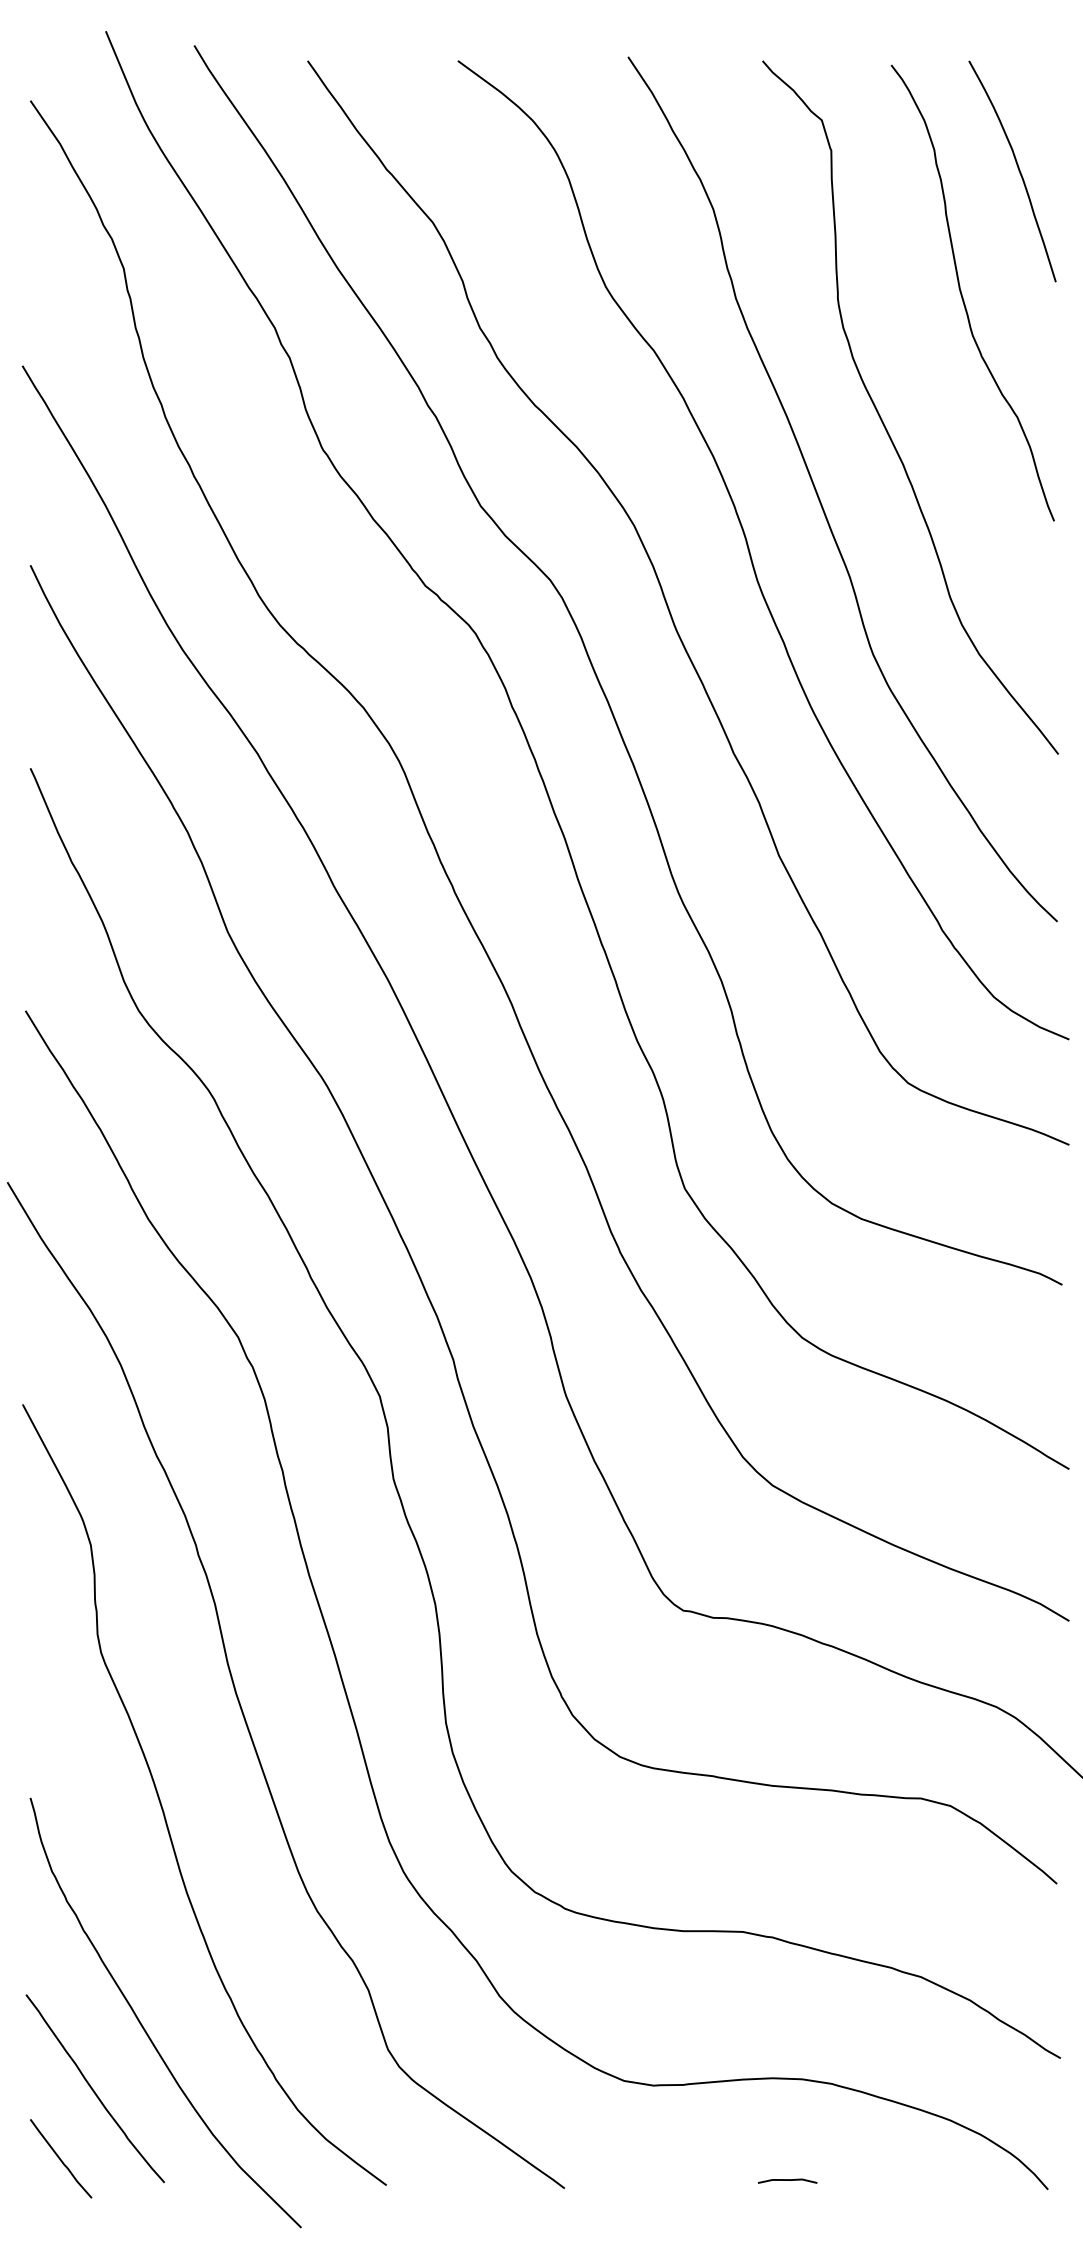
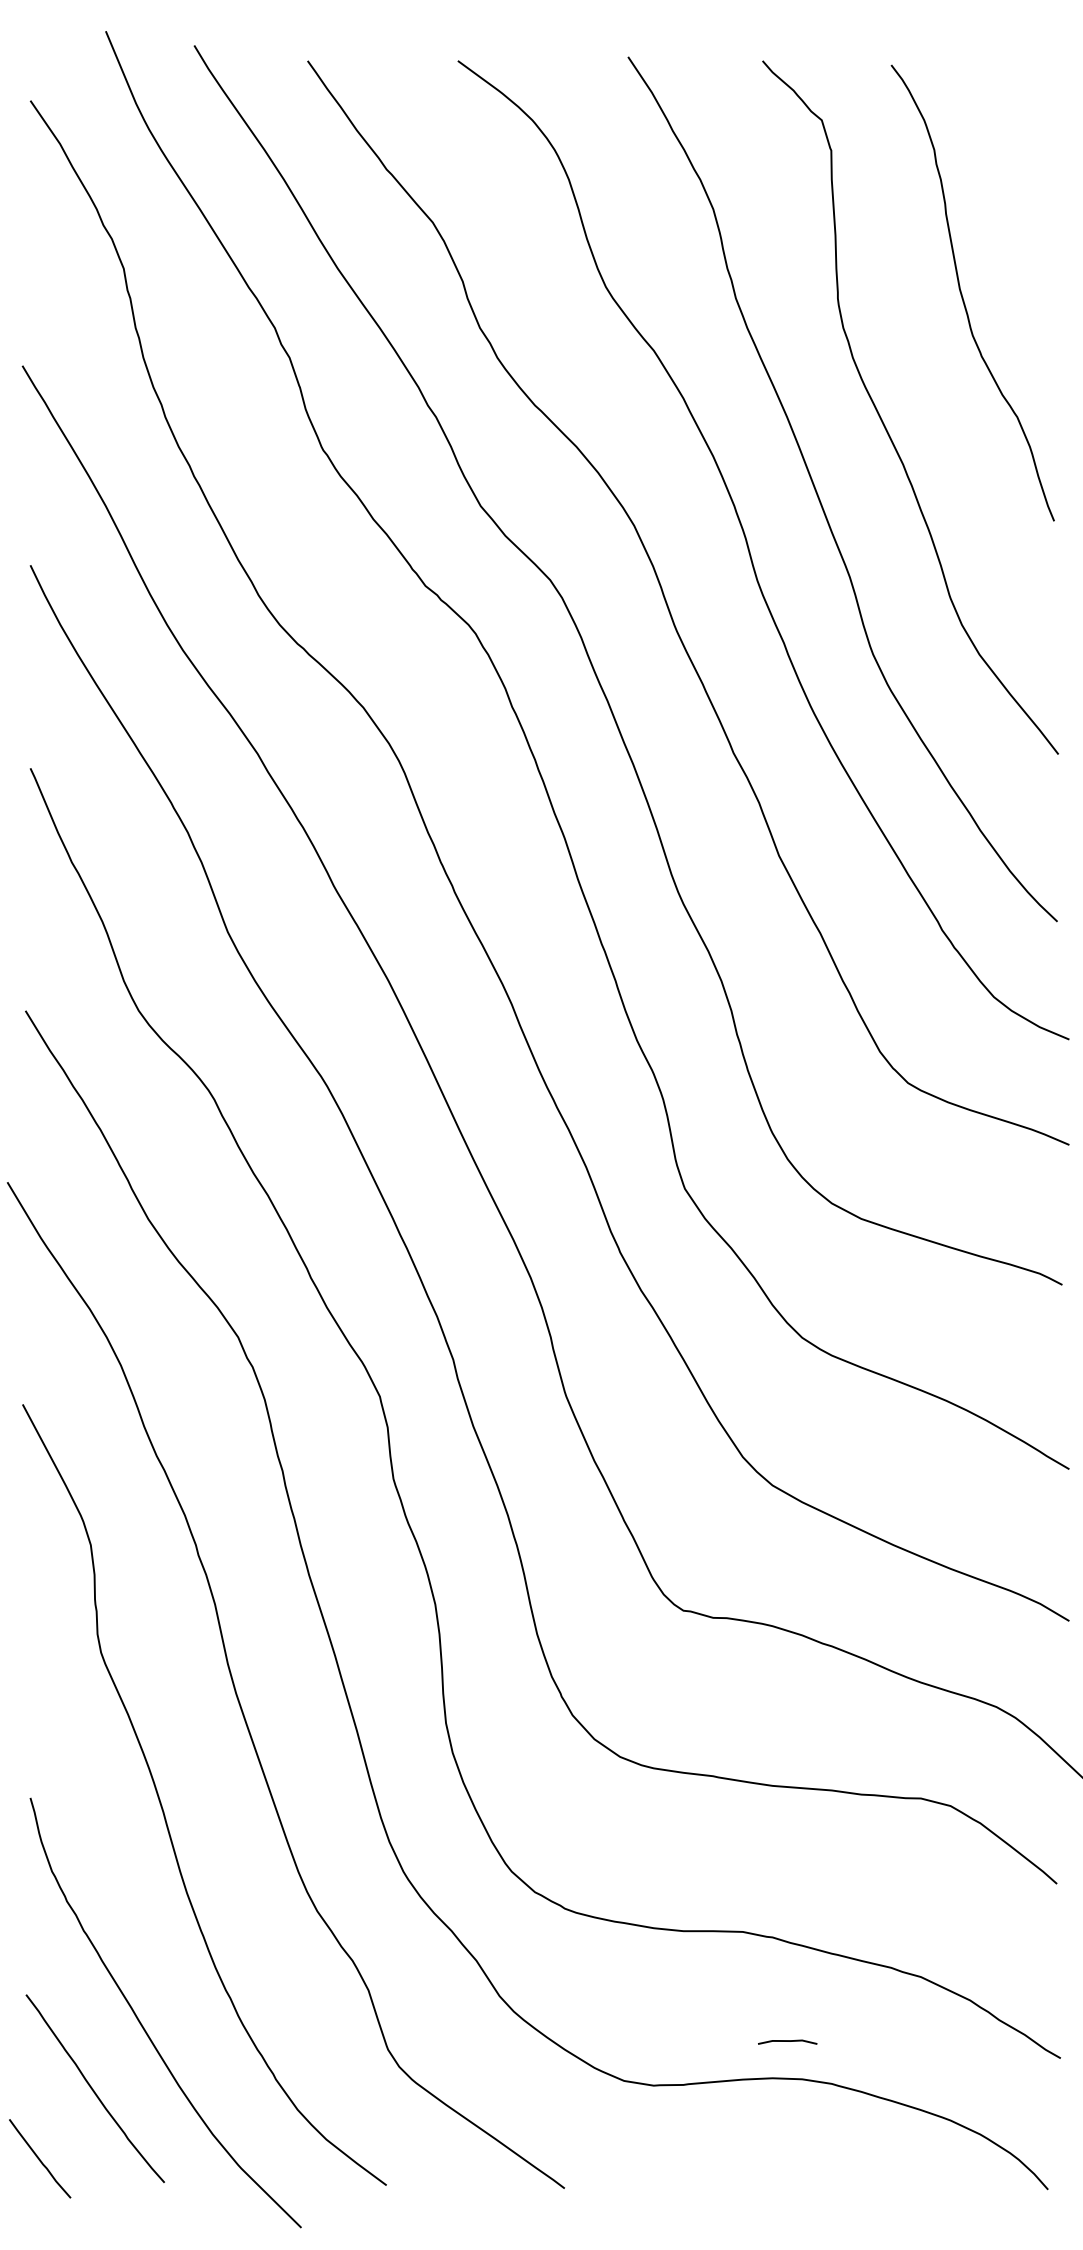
curve: present -> none (1017, 168)
curve position: (60, 2158) -> (39, 2158) (39, 2158)
line position: (787, 2180) -> (787, 2041) (787, 2041)
